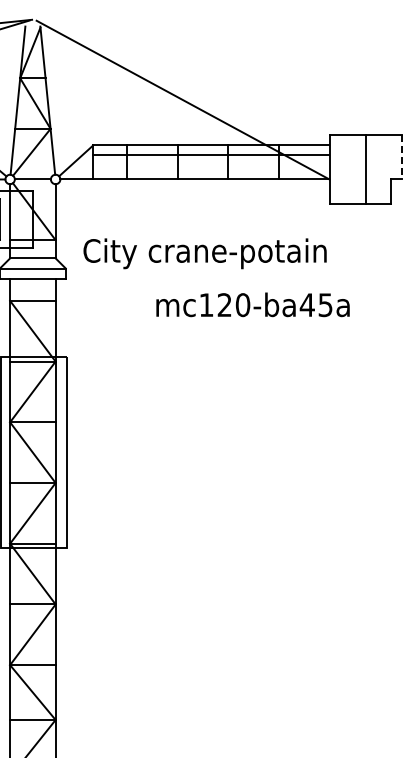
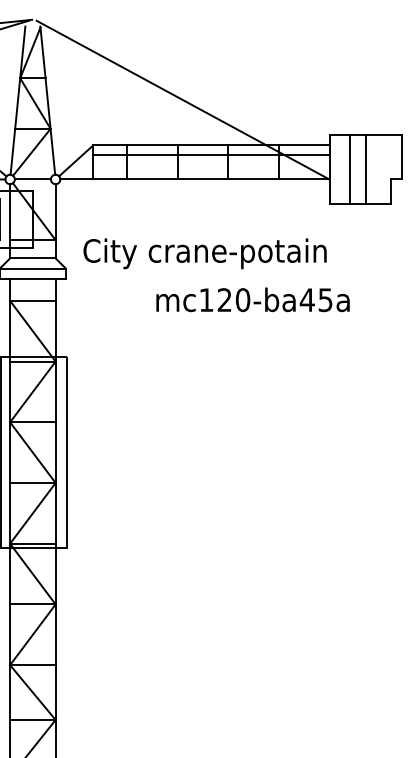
line: dashed -> solid (402, 157)
line: none -> present (349, 169)
text position: (252, 304) -> (252, 299) (252, 299)
